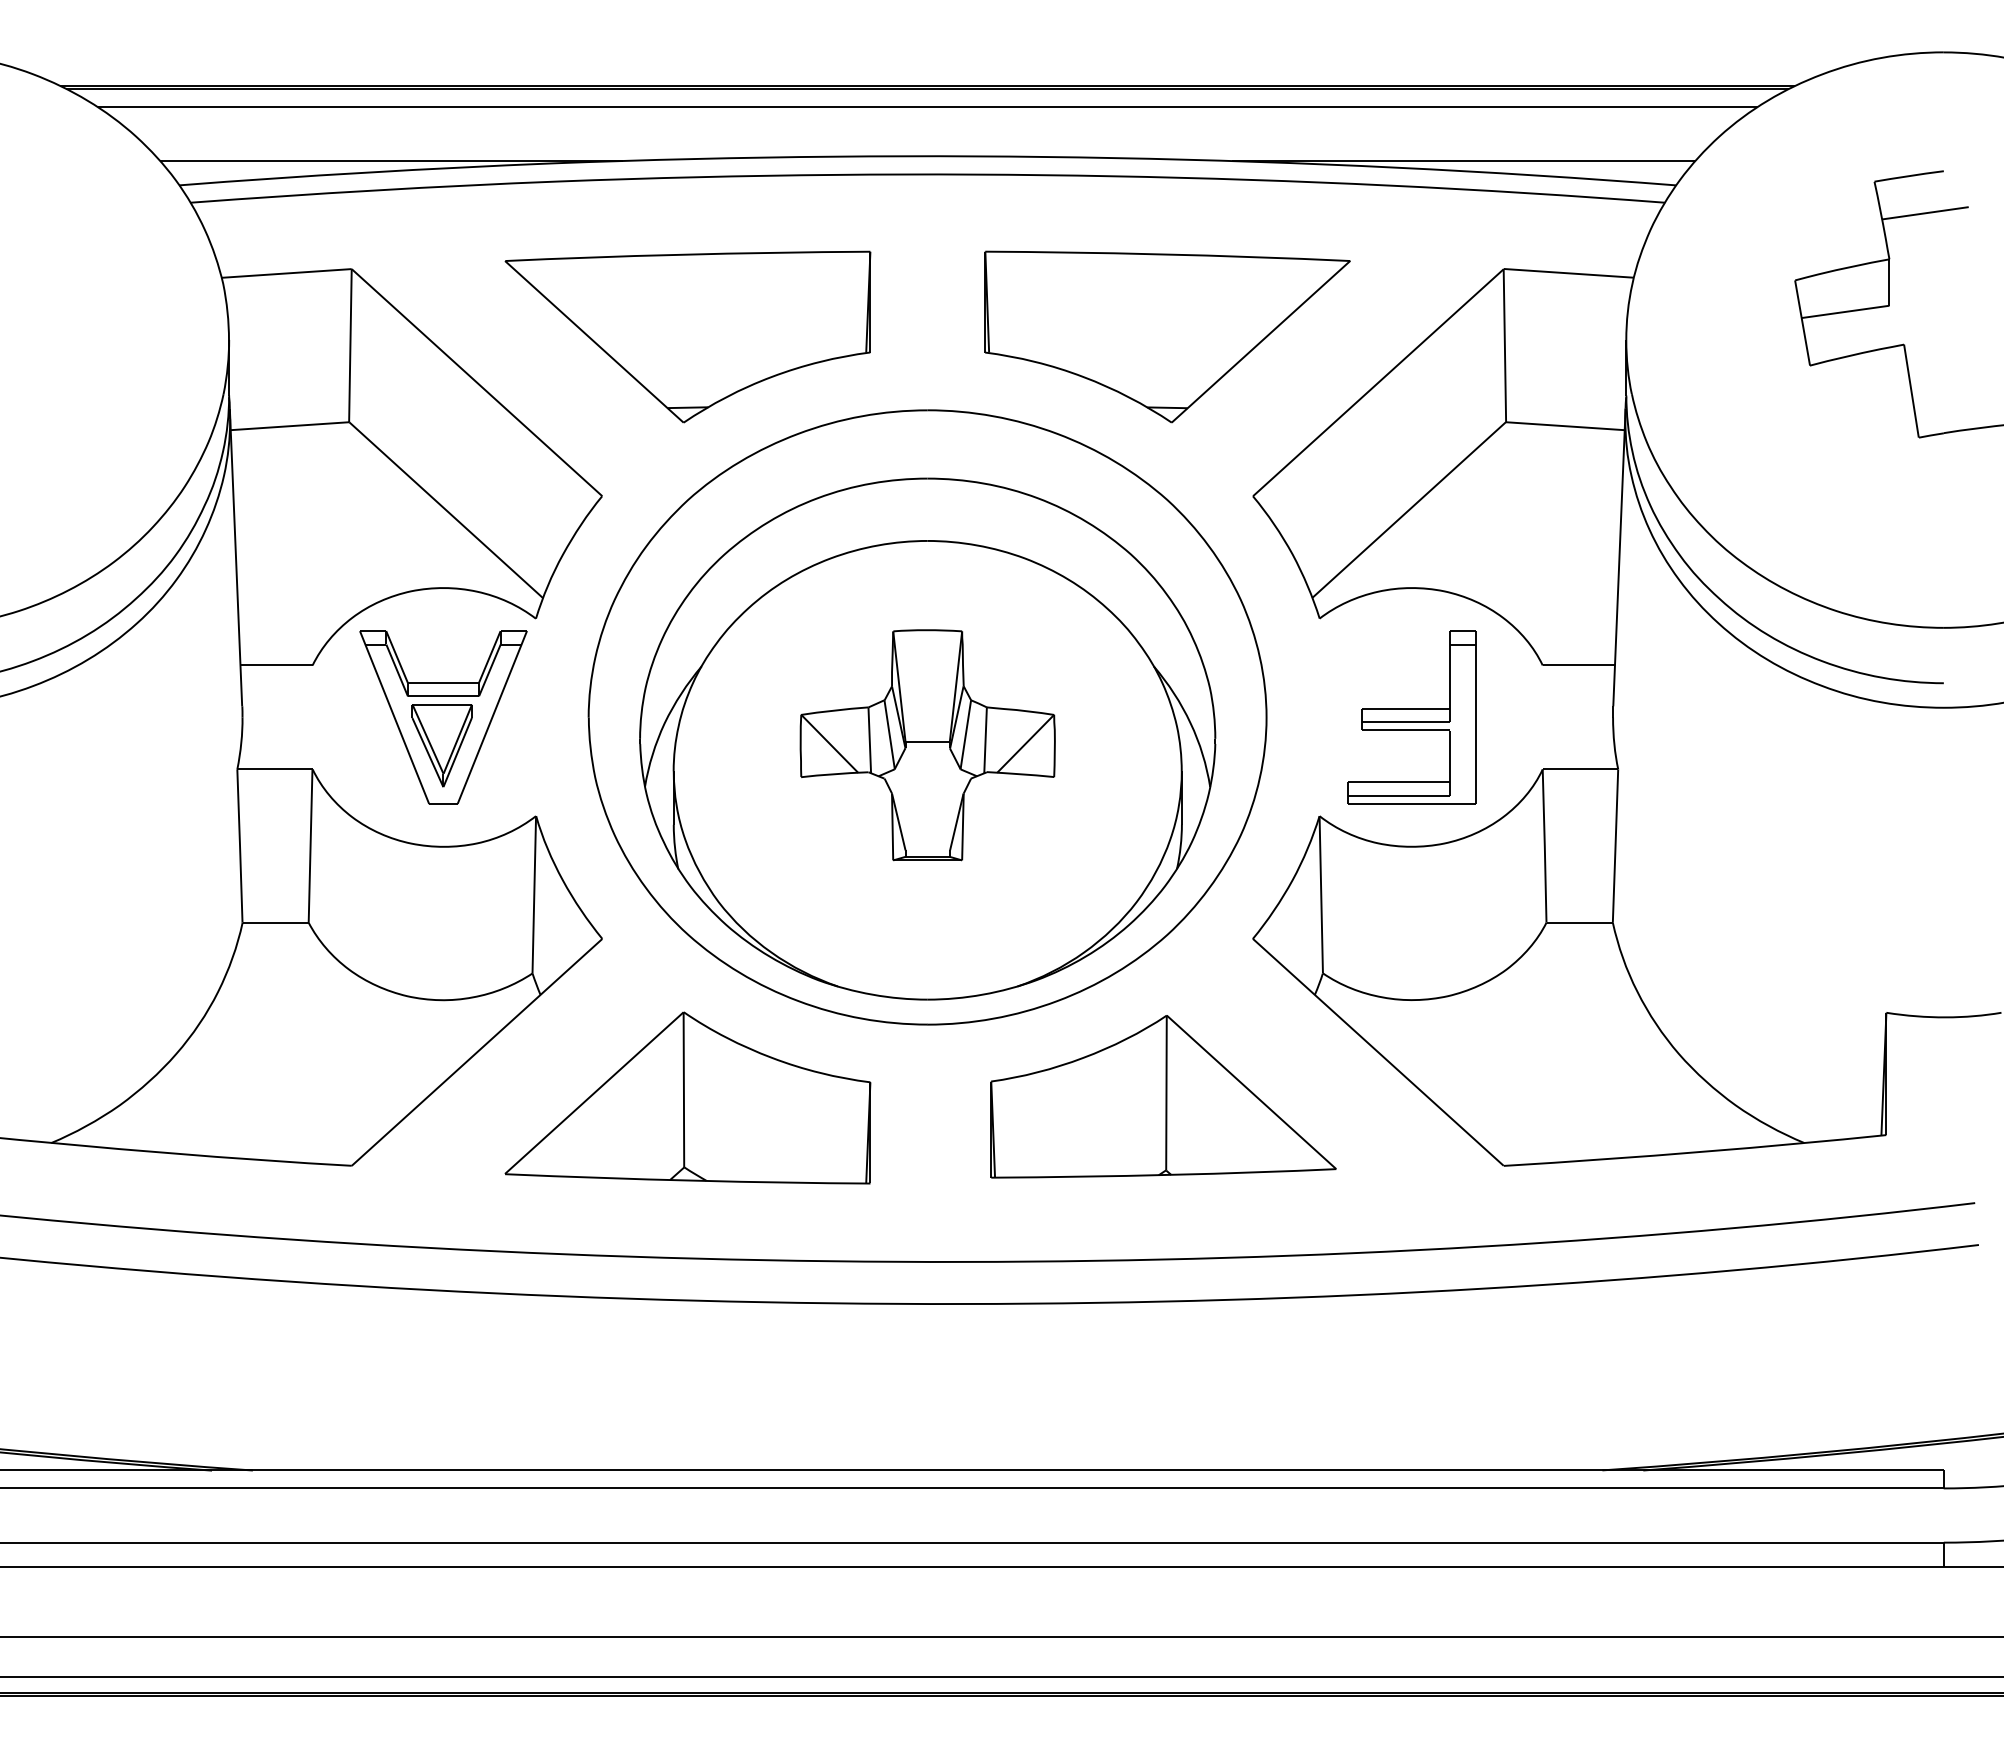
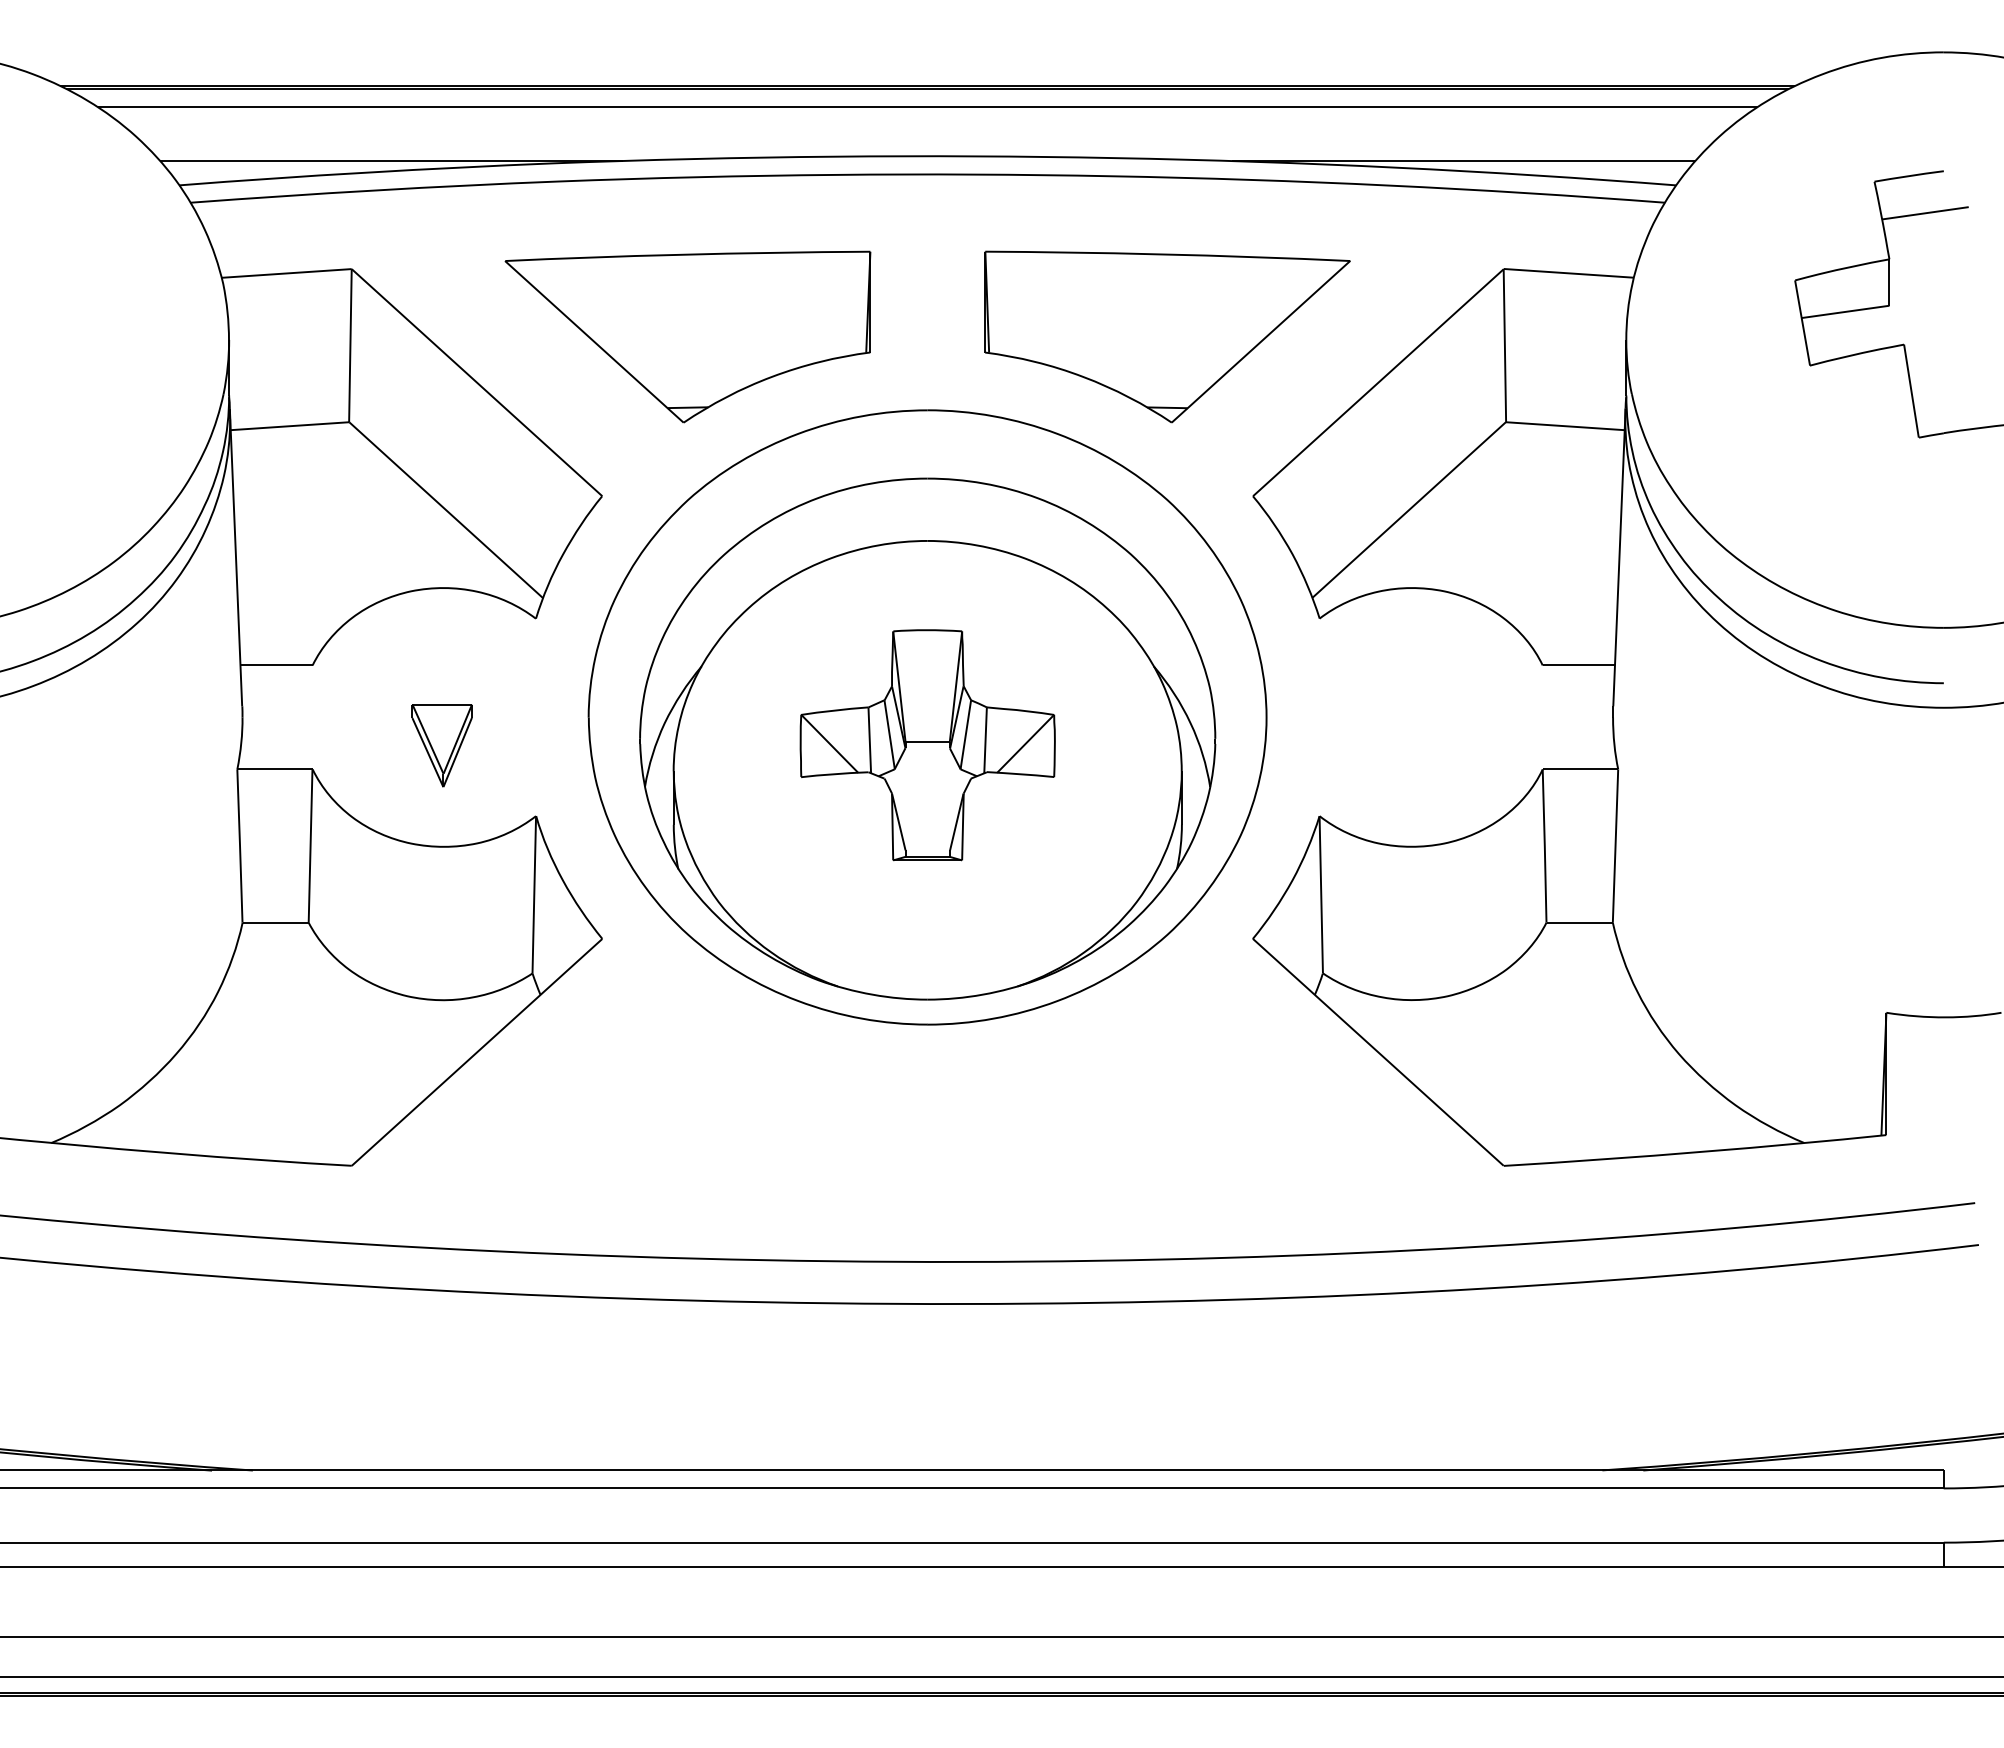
part: present -> none (443, 717)
part: present -> none (1411, 717)
part: present -> none (1163, 1096)
part: present -> none (687, 1097)
